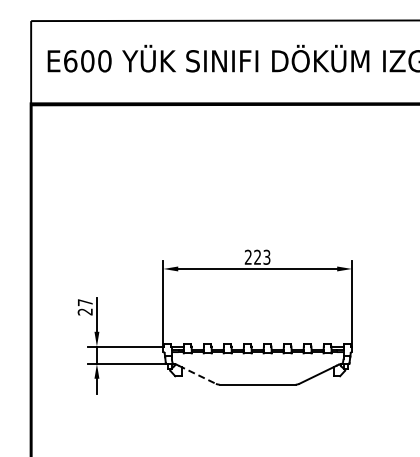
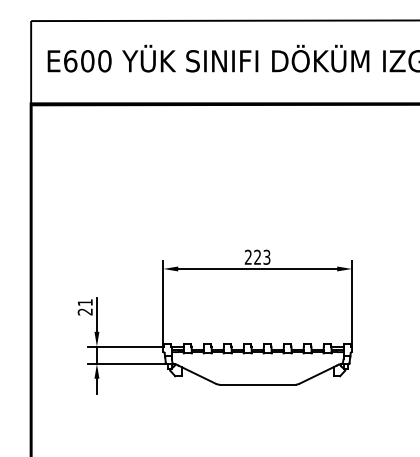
text: 27 -> 21 (85, 302)
line: dashed -> solid (197, 374)
